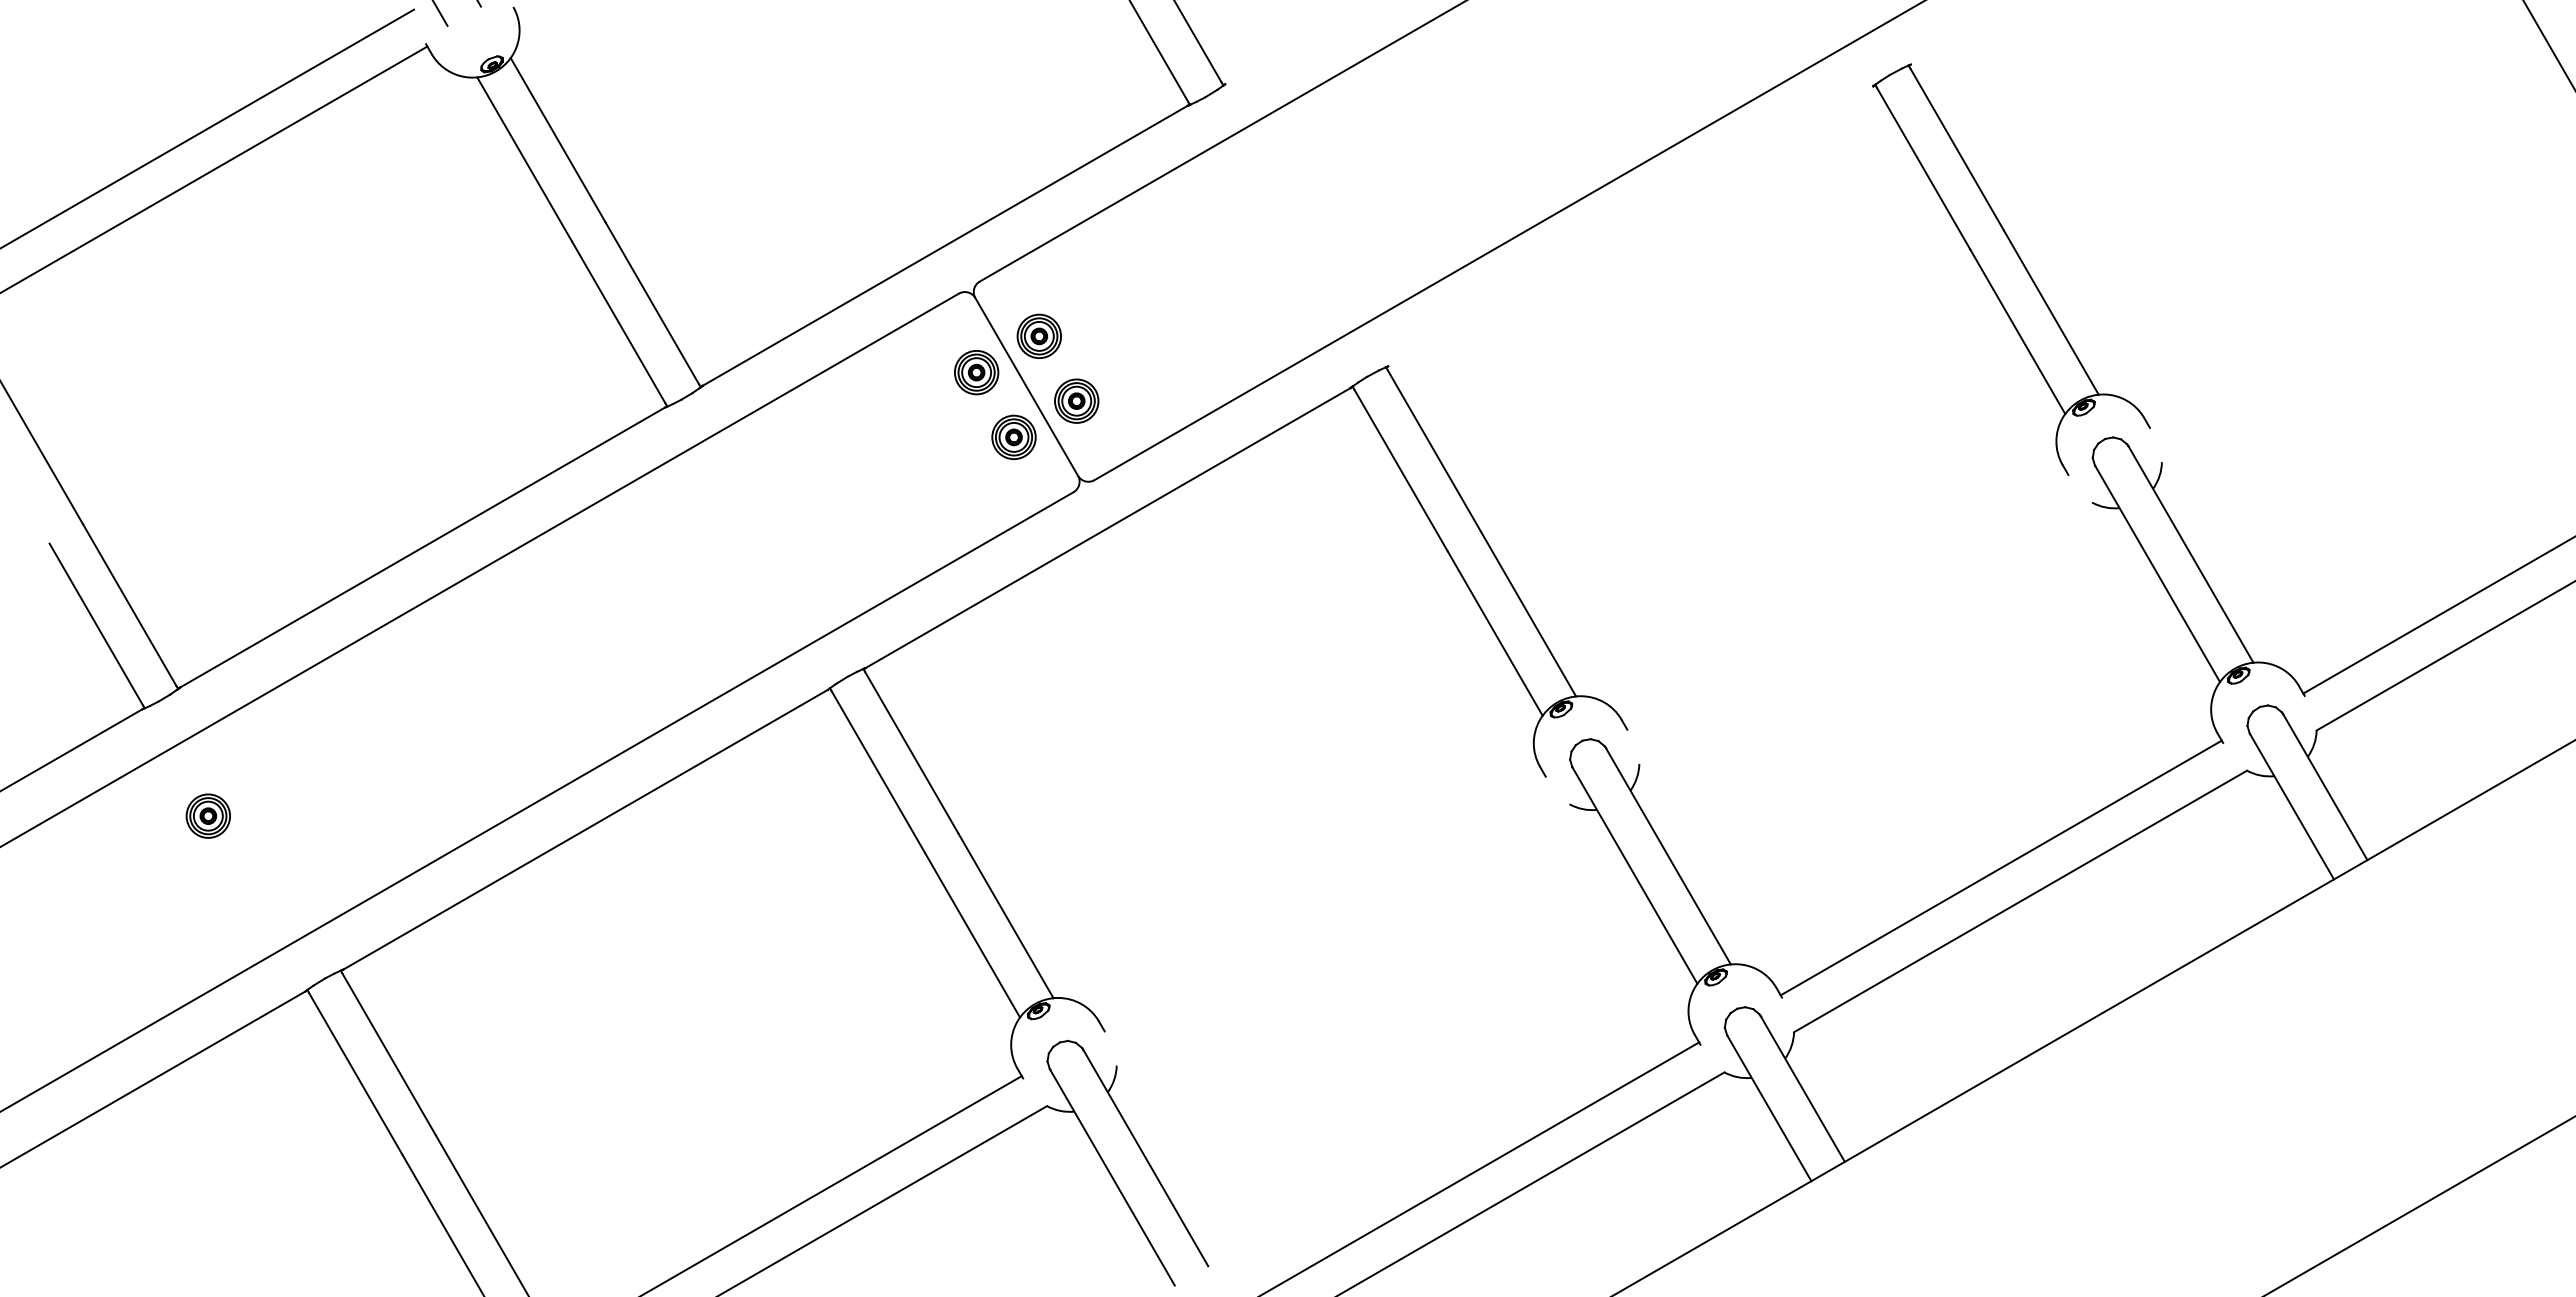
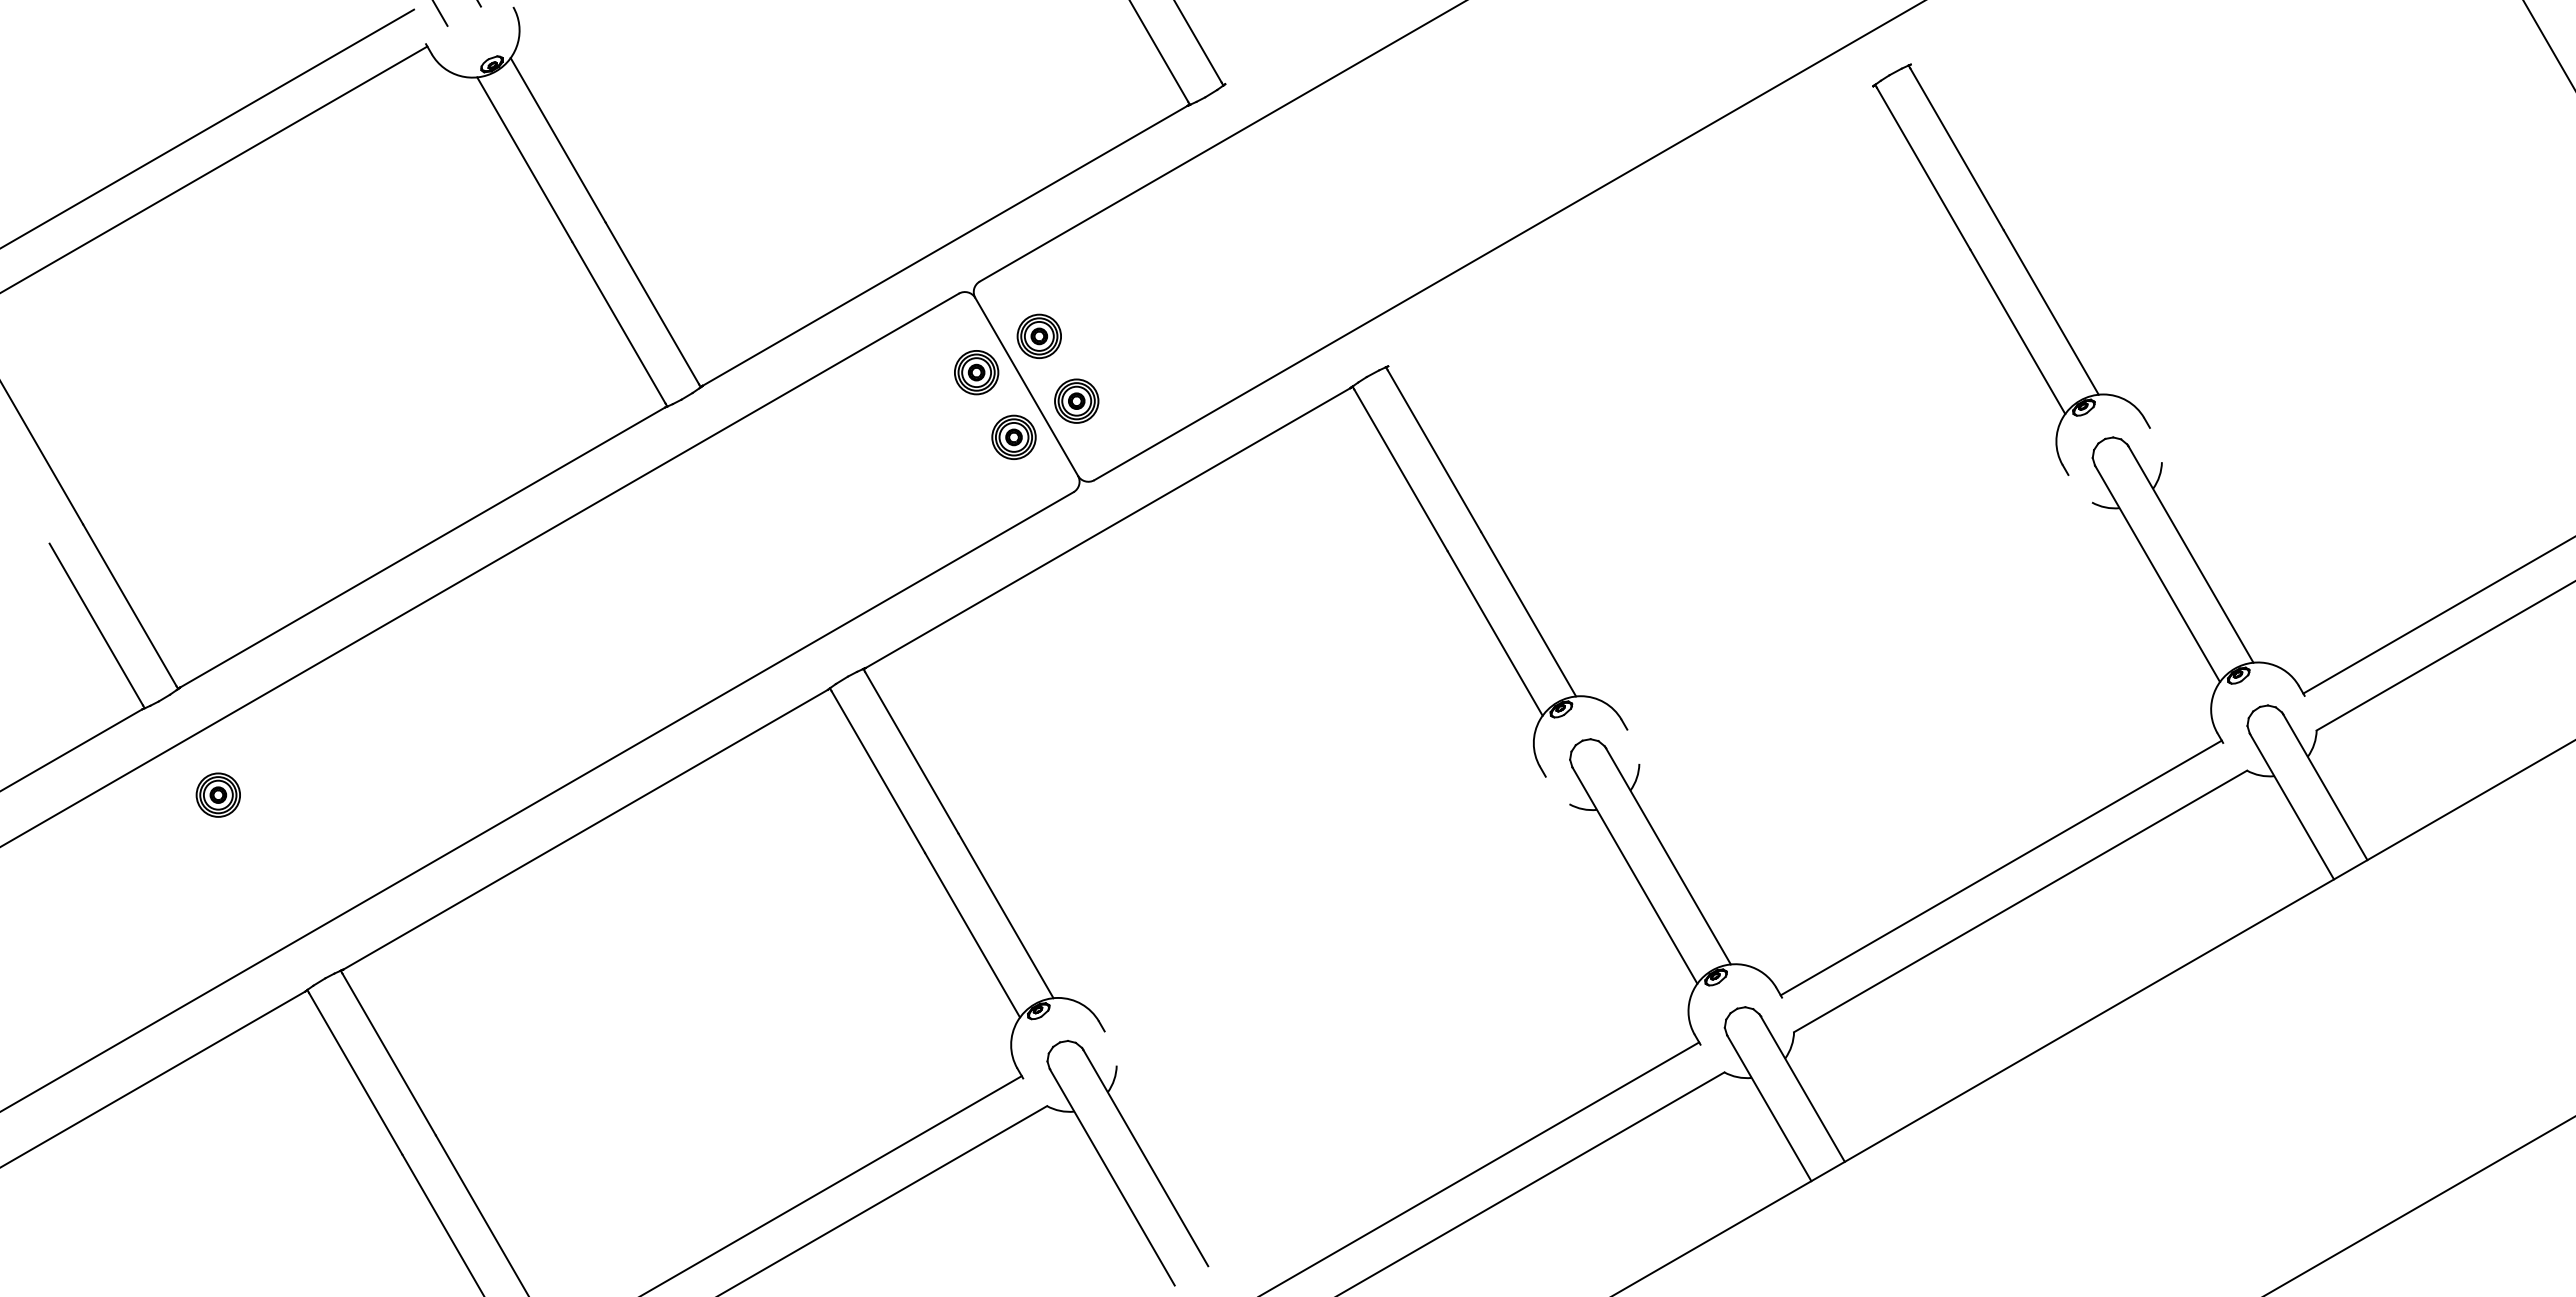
part position: (207, 815) -> (217, 794) (217, 794)
